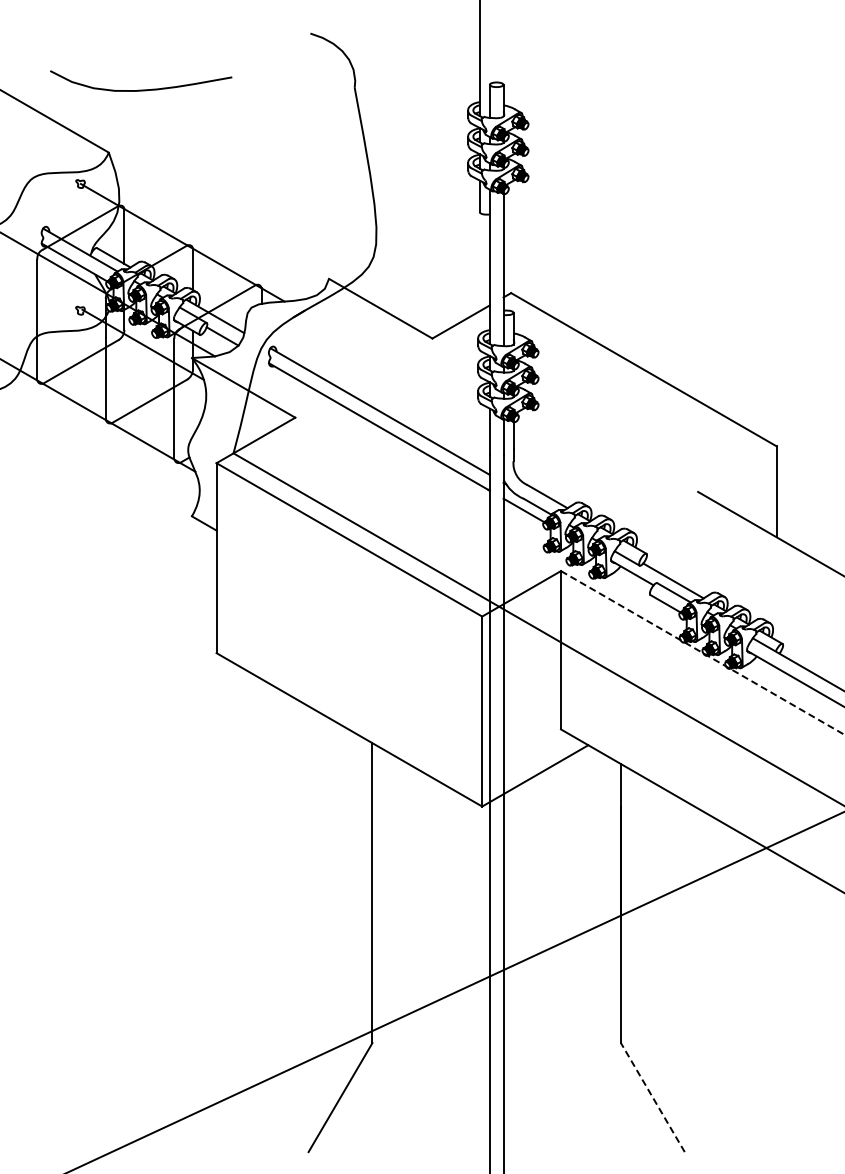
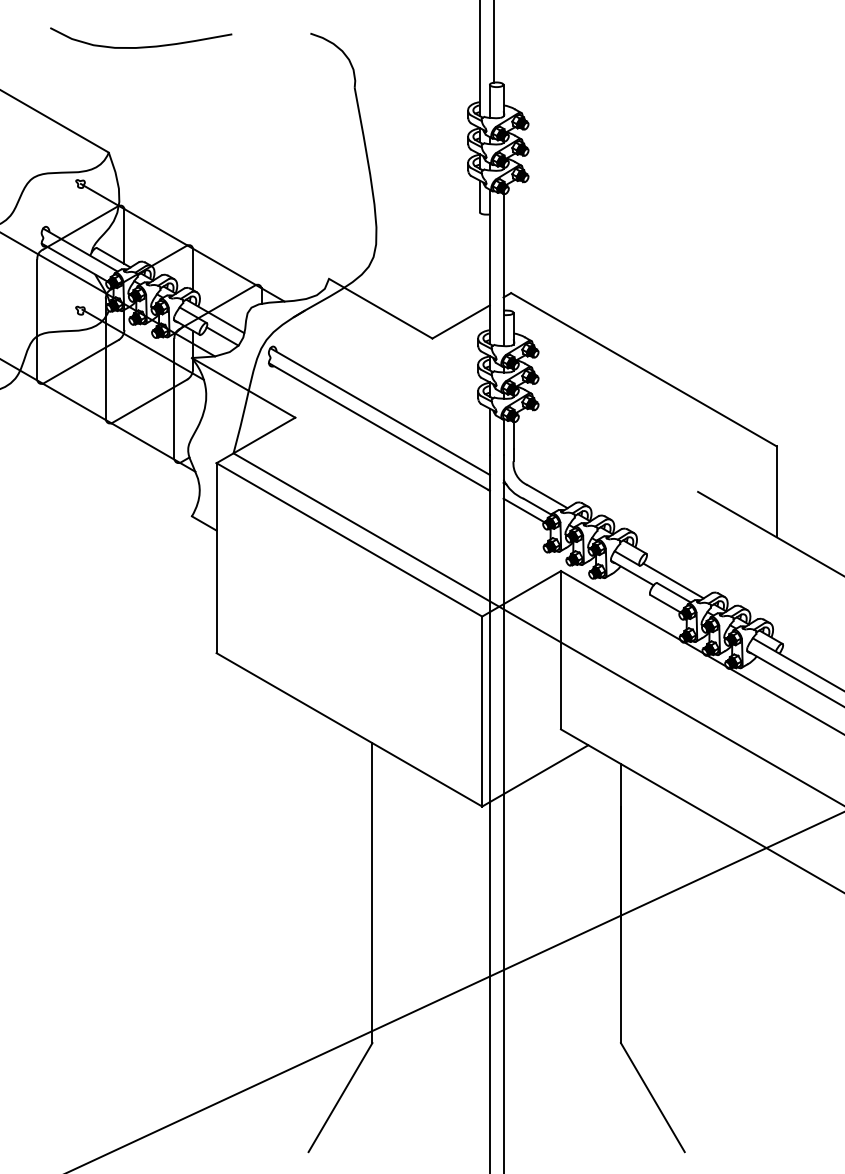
line: none -> present (493, 42)
curve position: (141, 89) -> (141, 46) (141, 46)
line: dashed -> solid (702, 653)
line: dashed -> solid (652, 1097)
